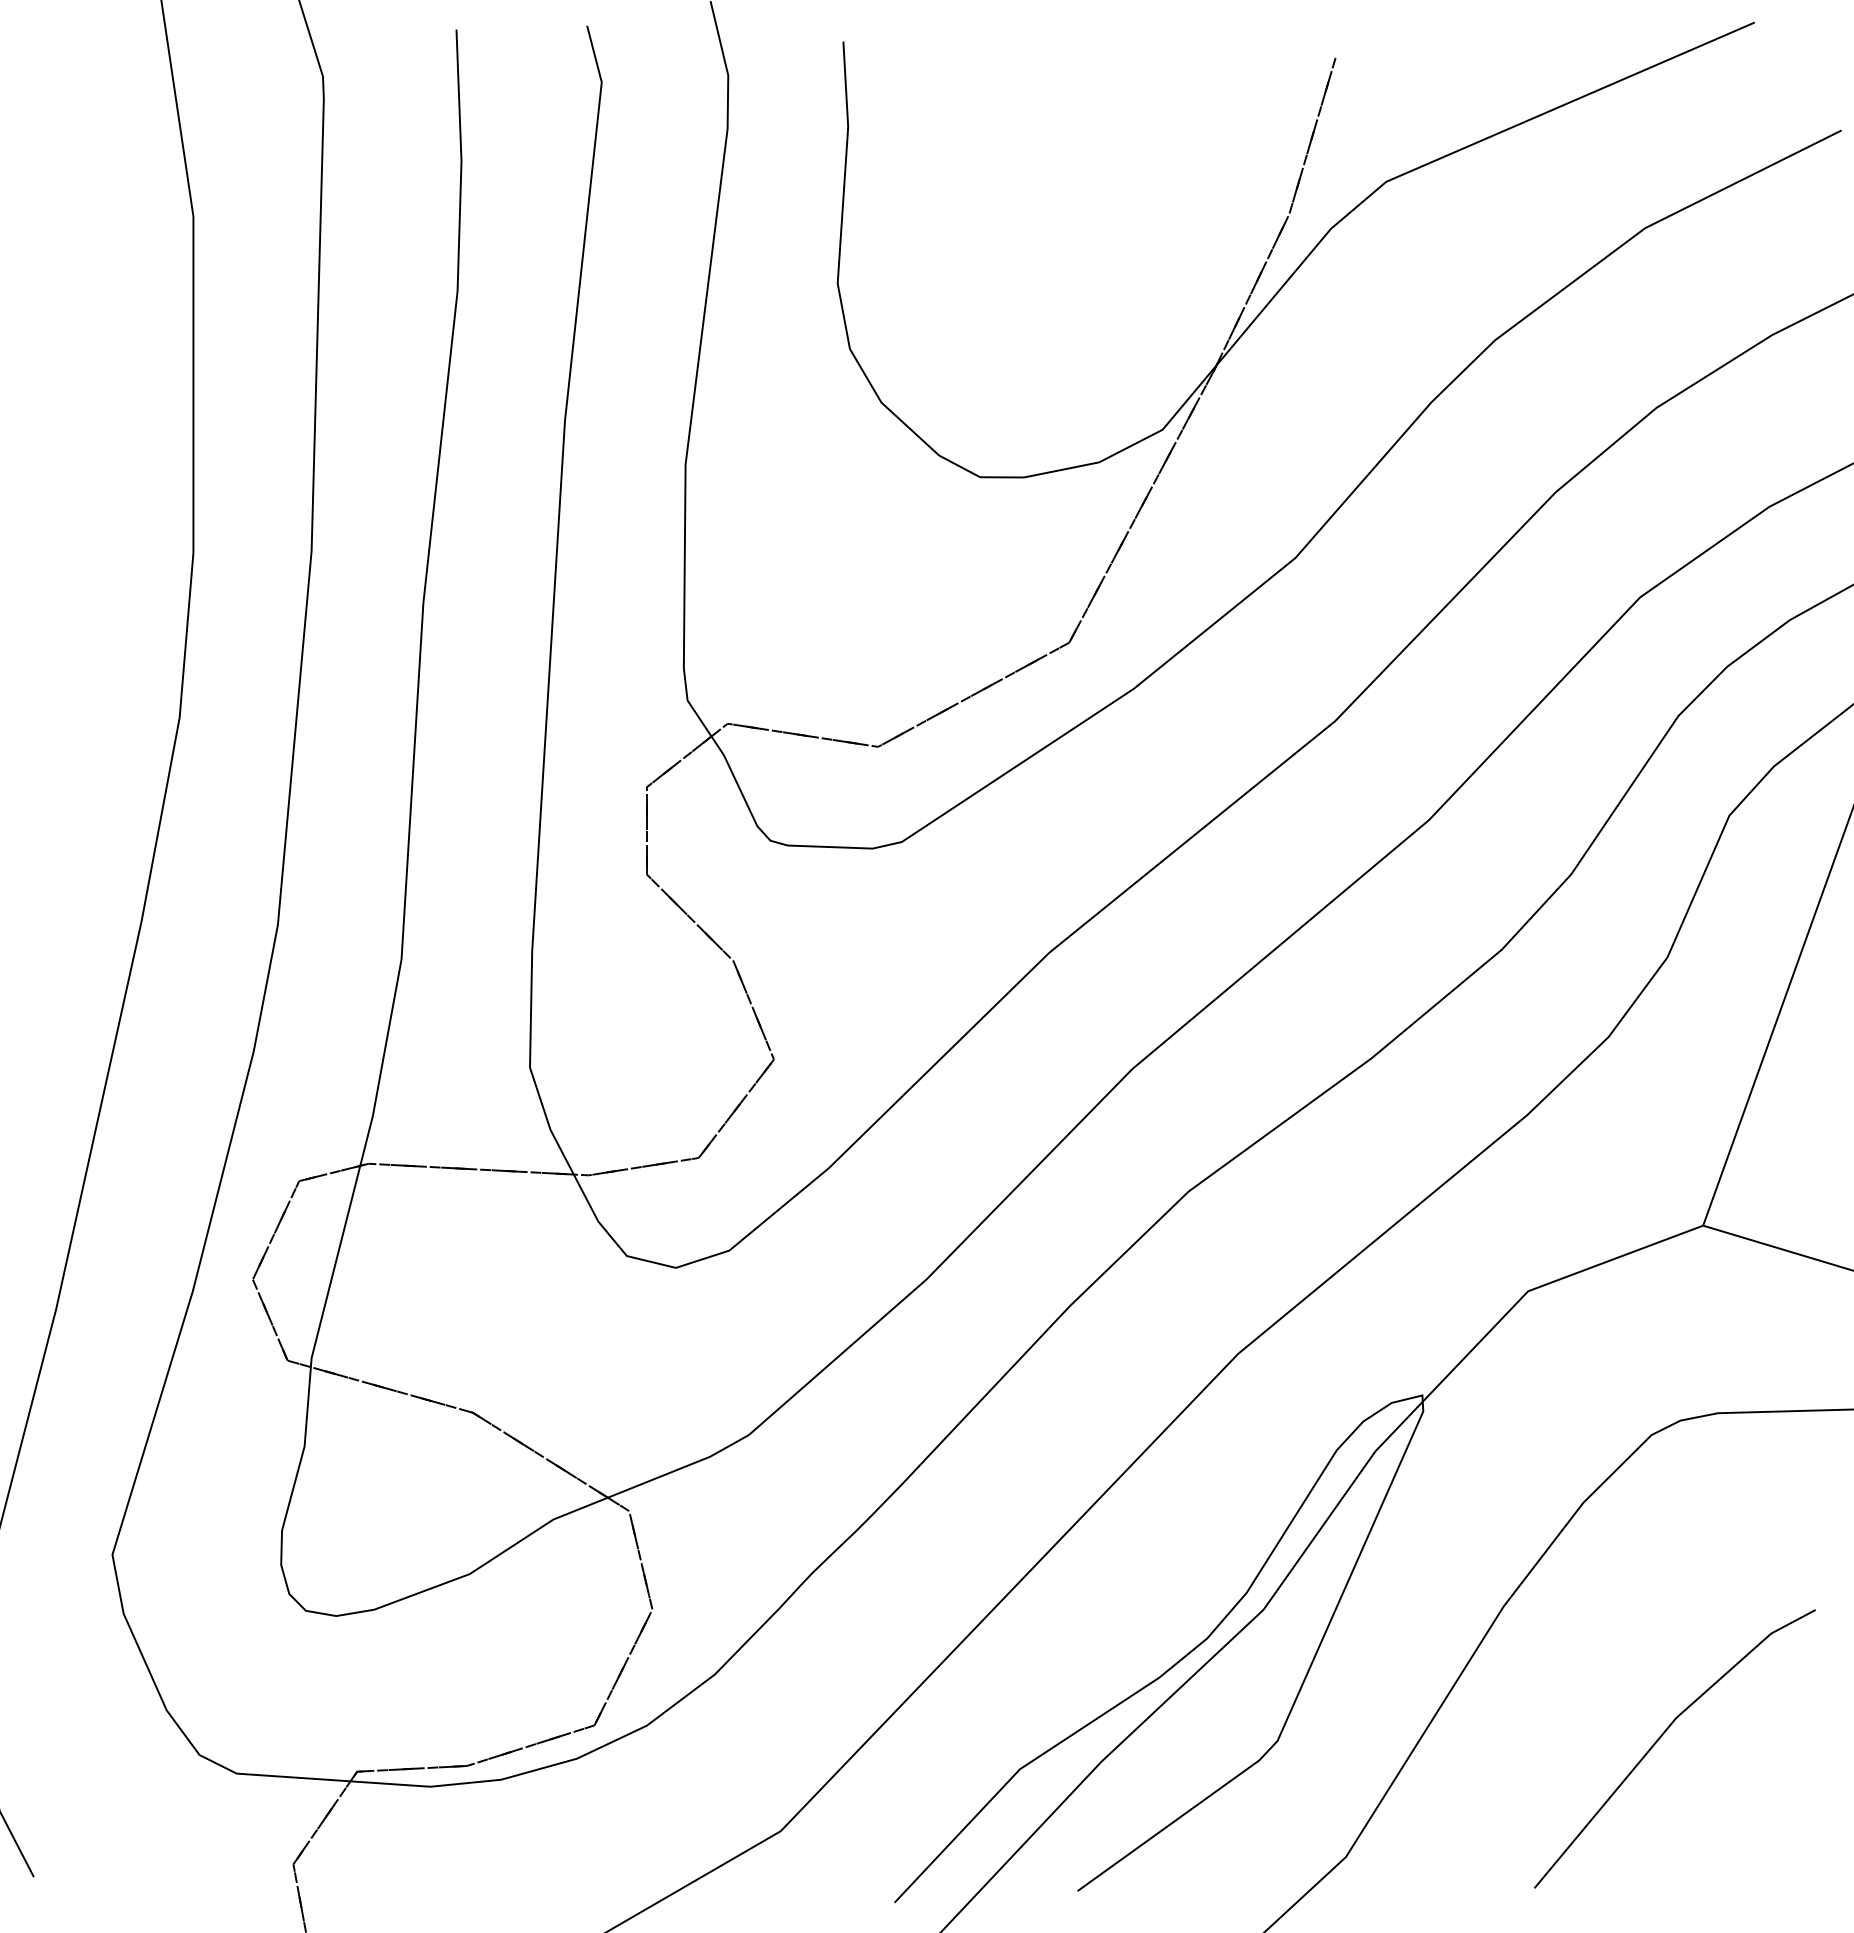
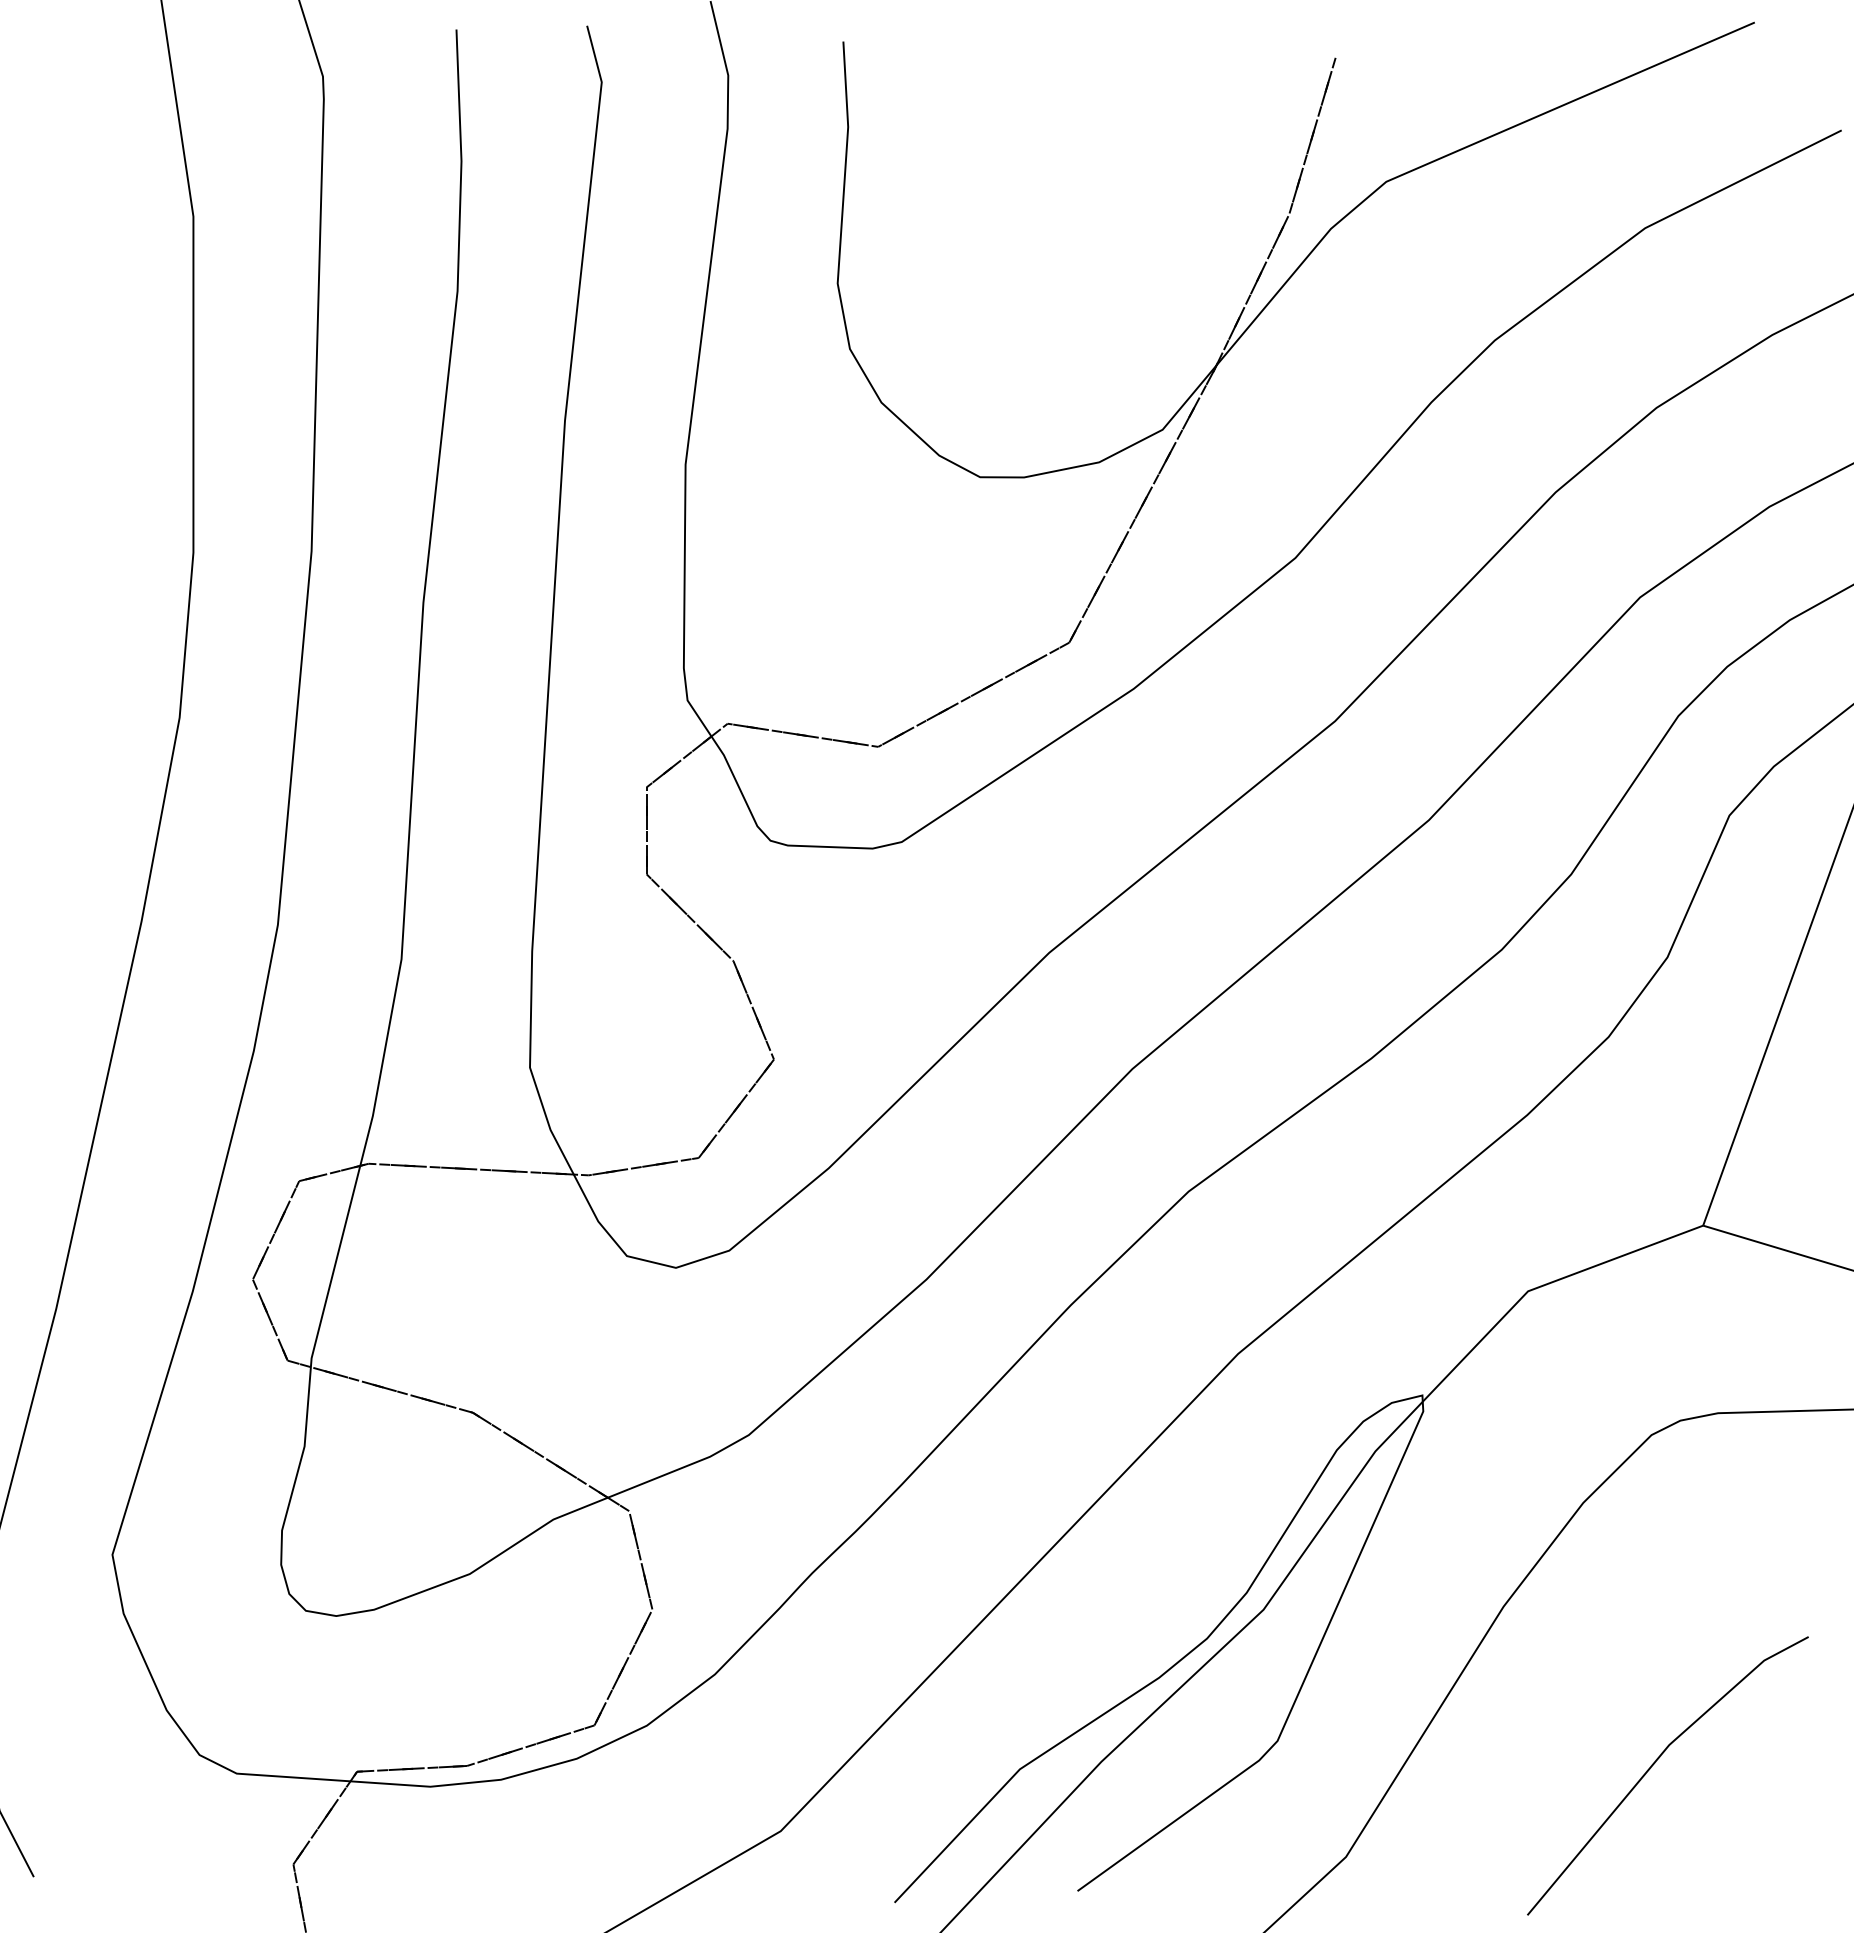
line position: (1662, 1736) -> (1655, 1763) (1655, 1763)
